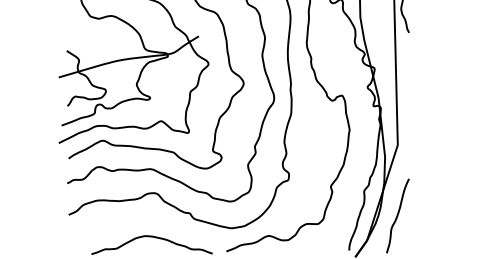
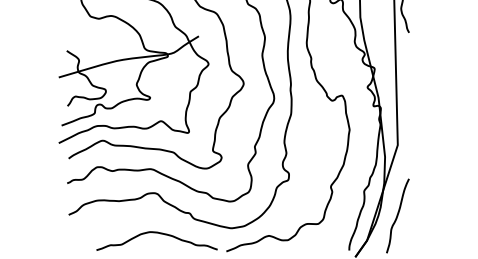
curve position: (151, 237) -> (156, 233) (156, 233)
